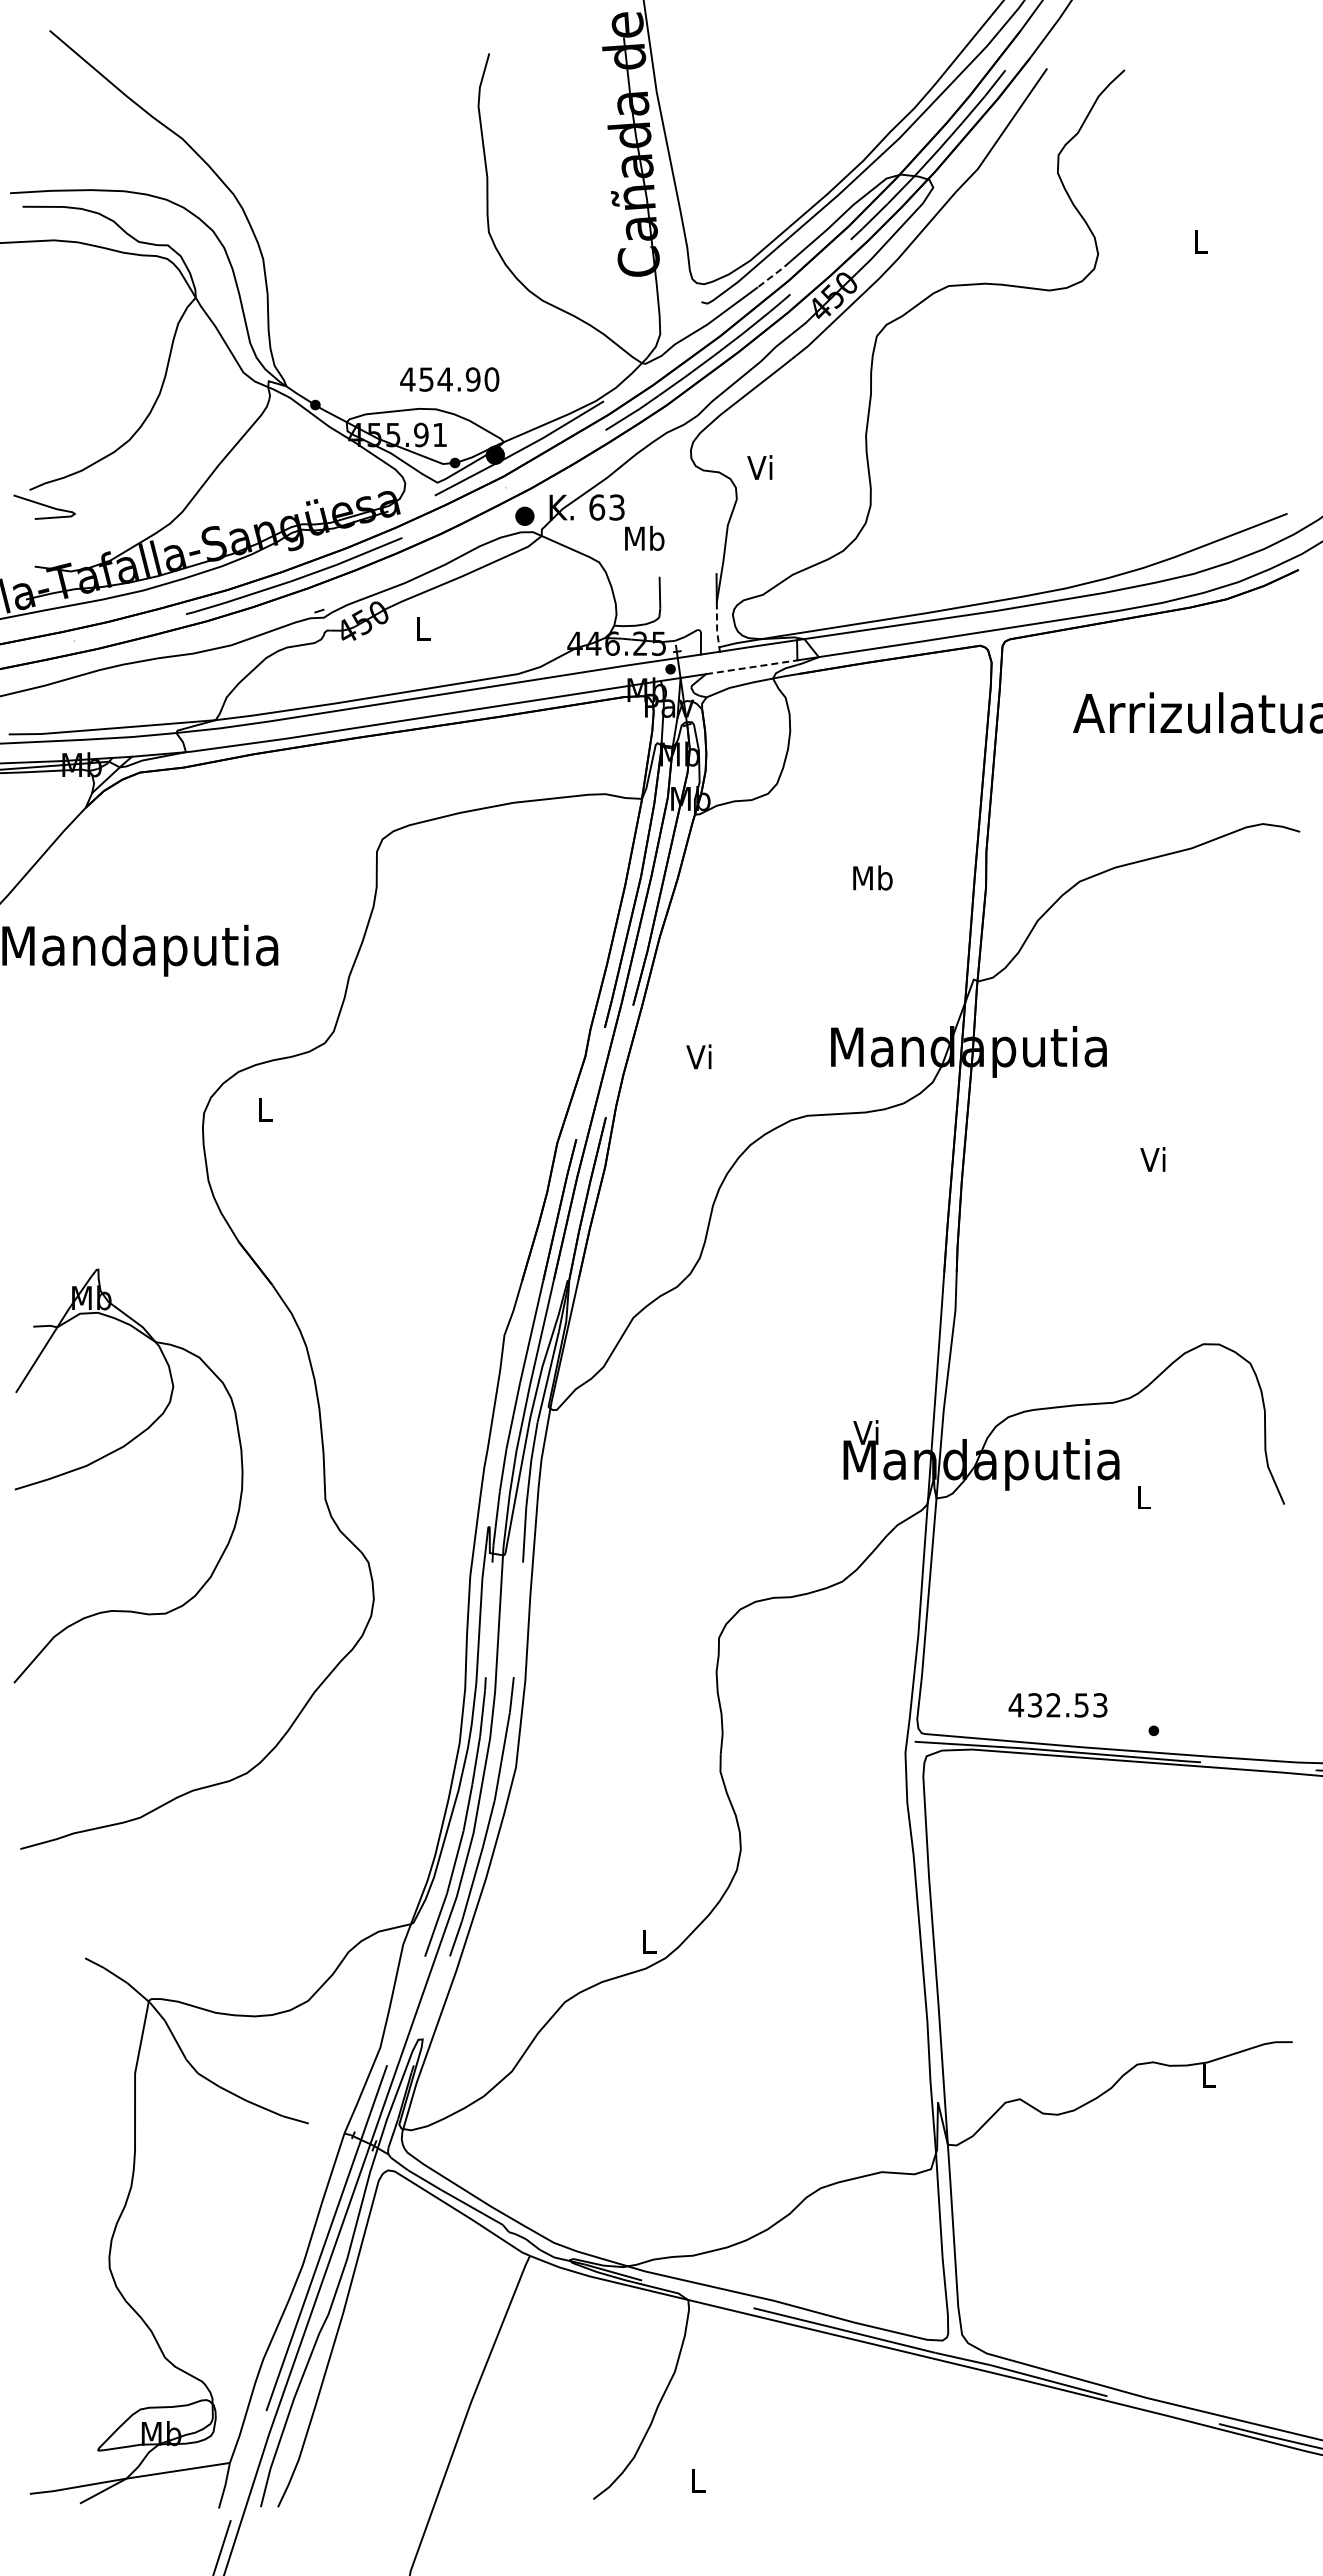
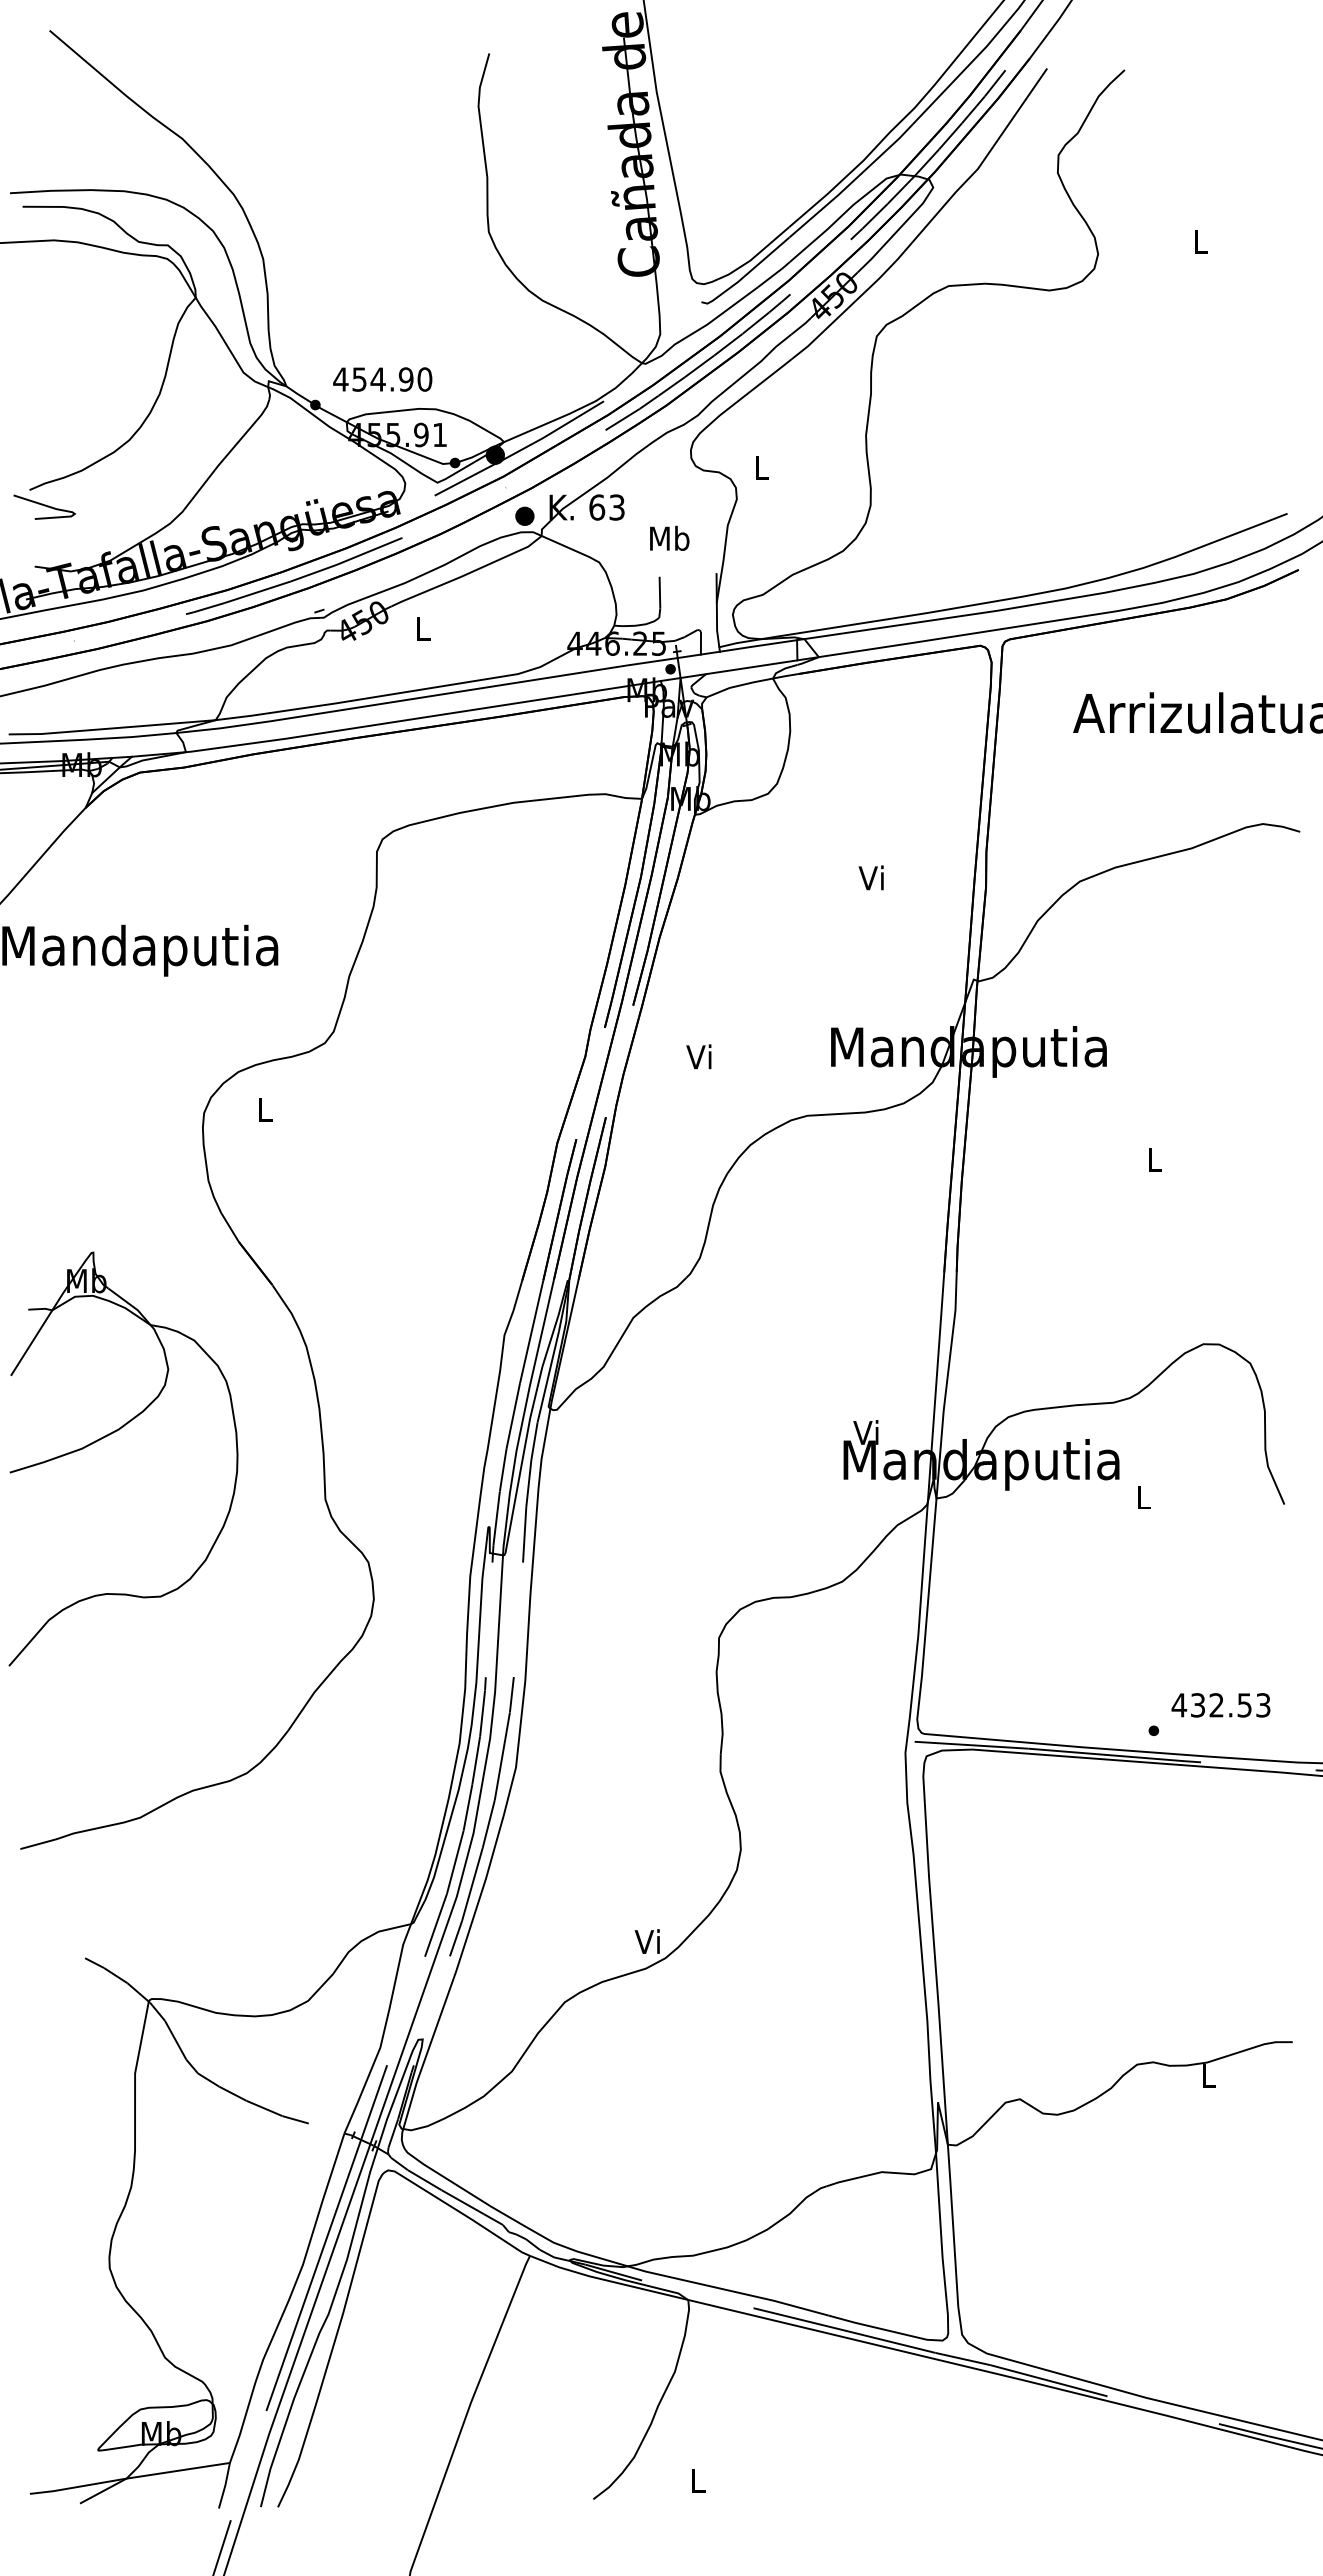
line: dashed -> solid (774, 274)
text position: (449, 379) -> (382, 379) (382, 379)
text: Vi -> L (759, 467)
text position: (644, 537) -> (669, 537) (669, 537)
line: dashed -> solid (717, 625)
line: dashed -> solid (752, 667)
text: Mb -> Vi (872, 877)
text: Vi -> L (1152, 1159)
part position: (116, 1451) -> (111, 1434) (111, 1434)
text position: (1057, 1705) -> (1220, 1705) (1220, 1705)
text: L -> Vi (646, 1941)
